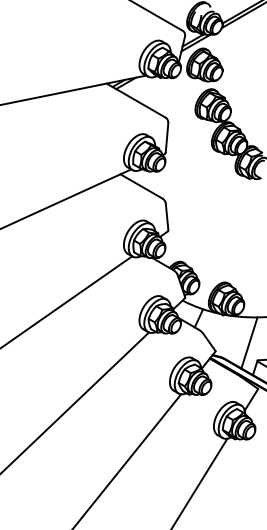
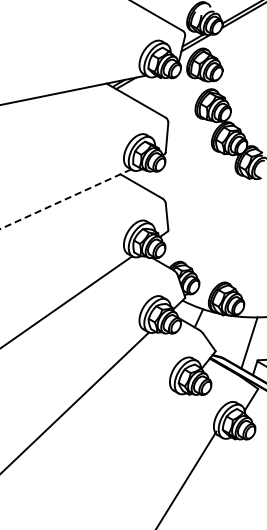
line: solid -> dashed (65, 199)
line: present -> none (127, 460)
line position: (200, 482) -> (186, 478) (186, 478)
